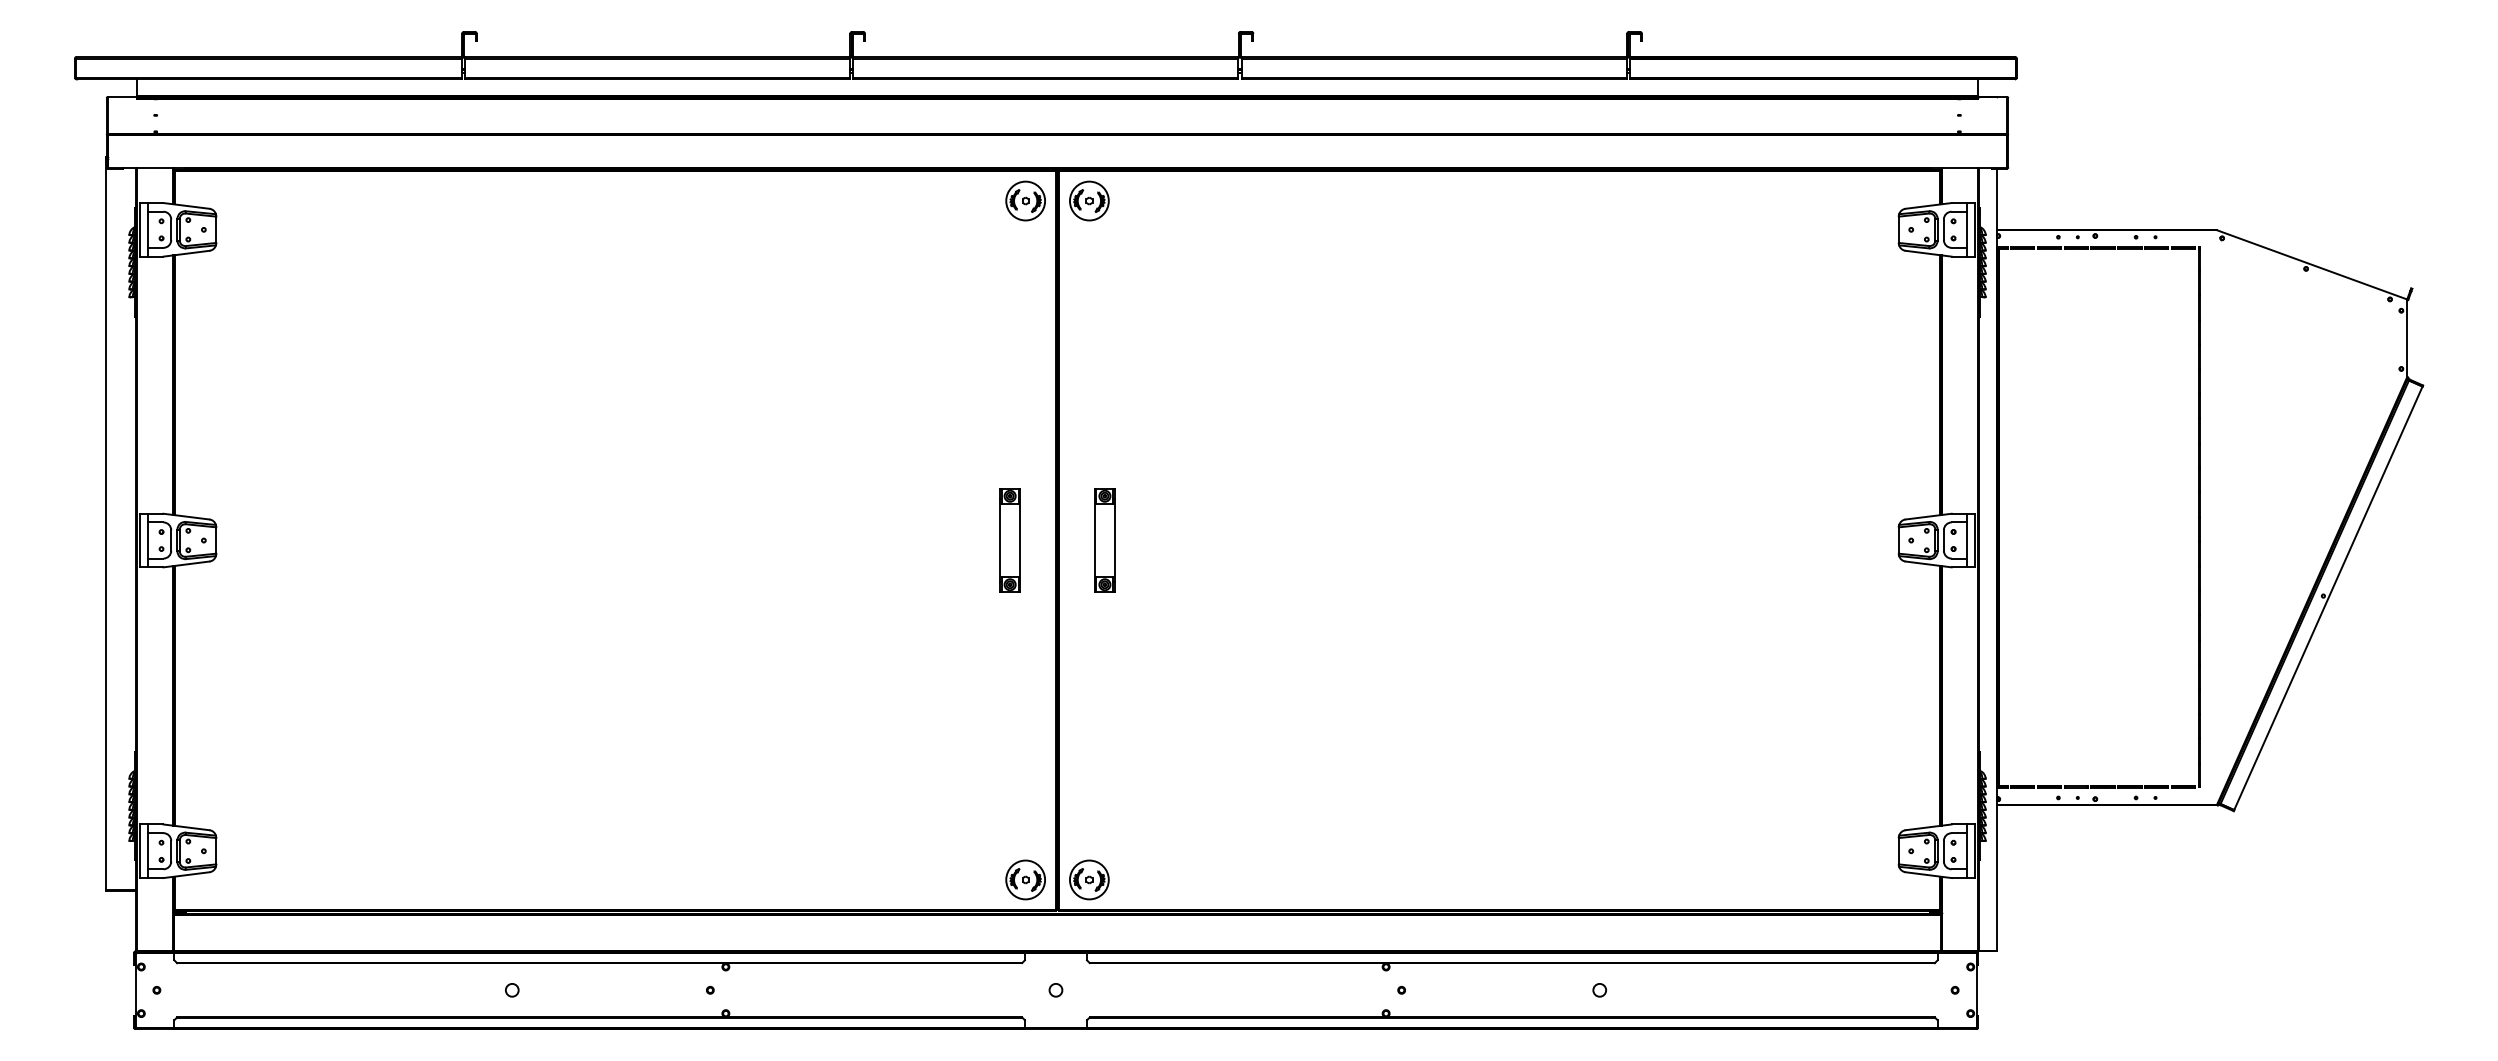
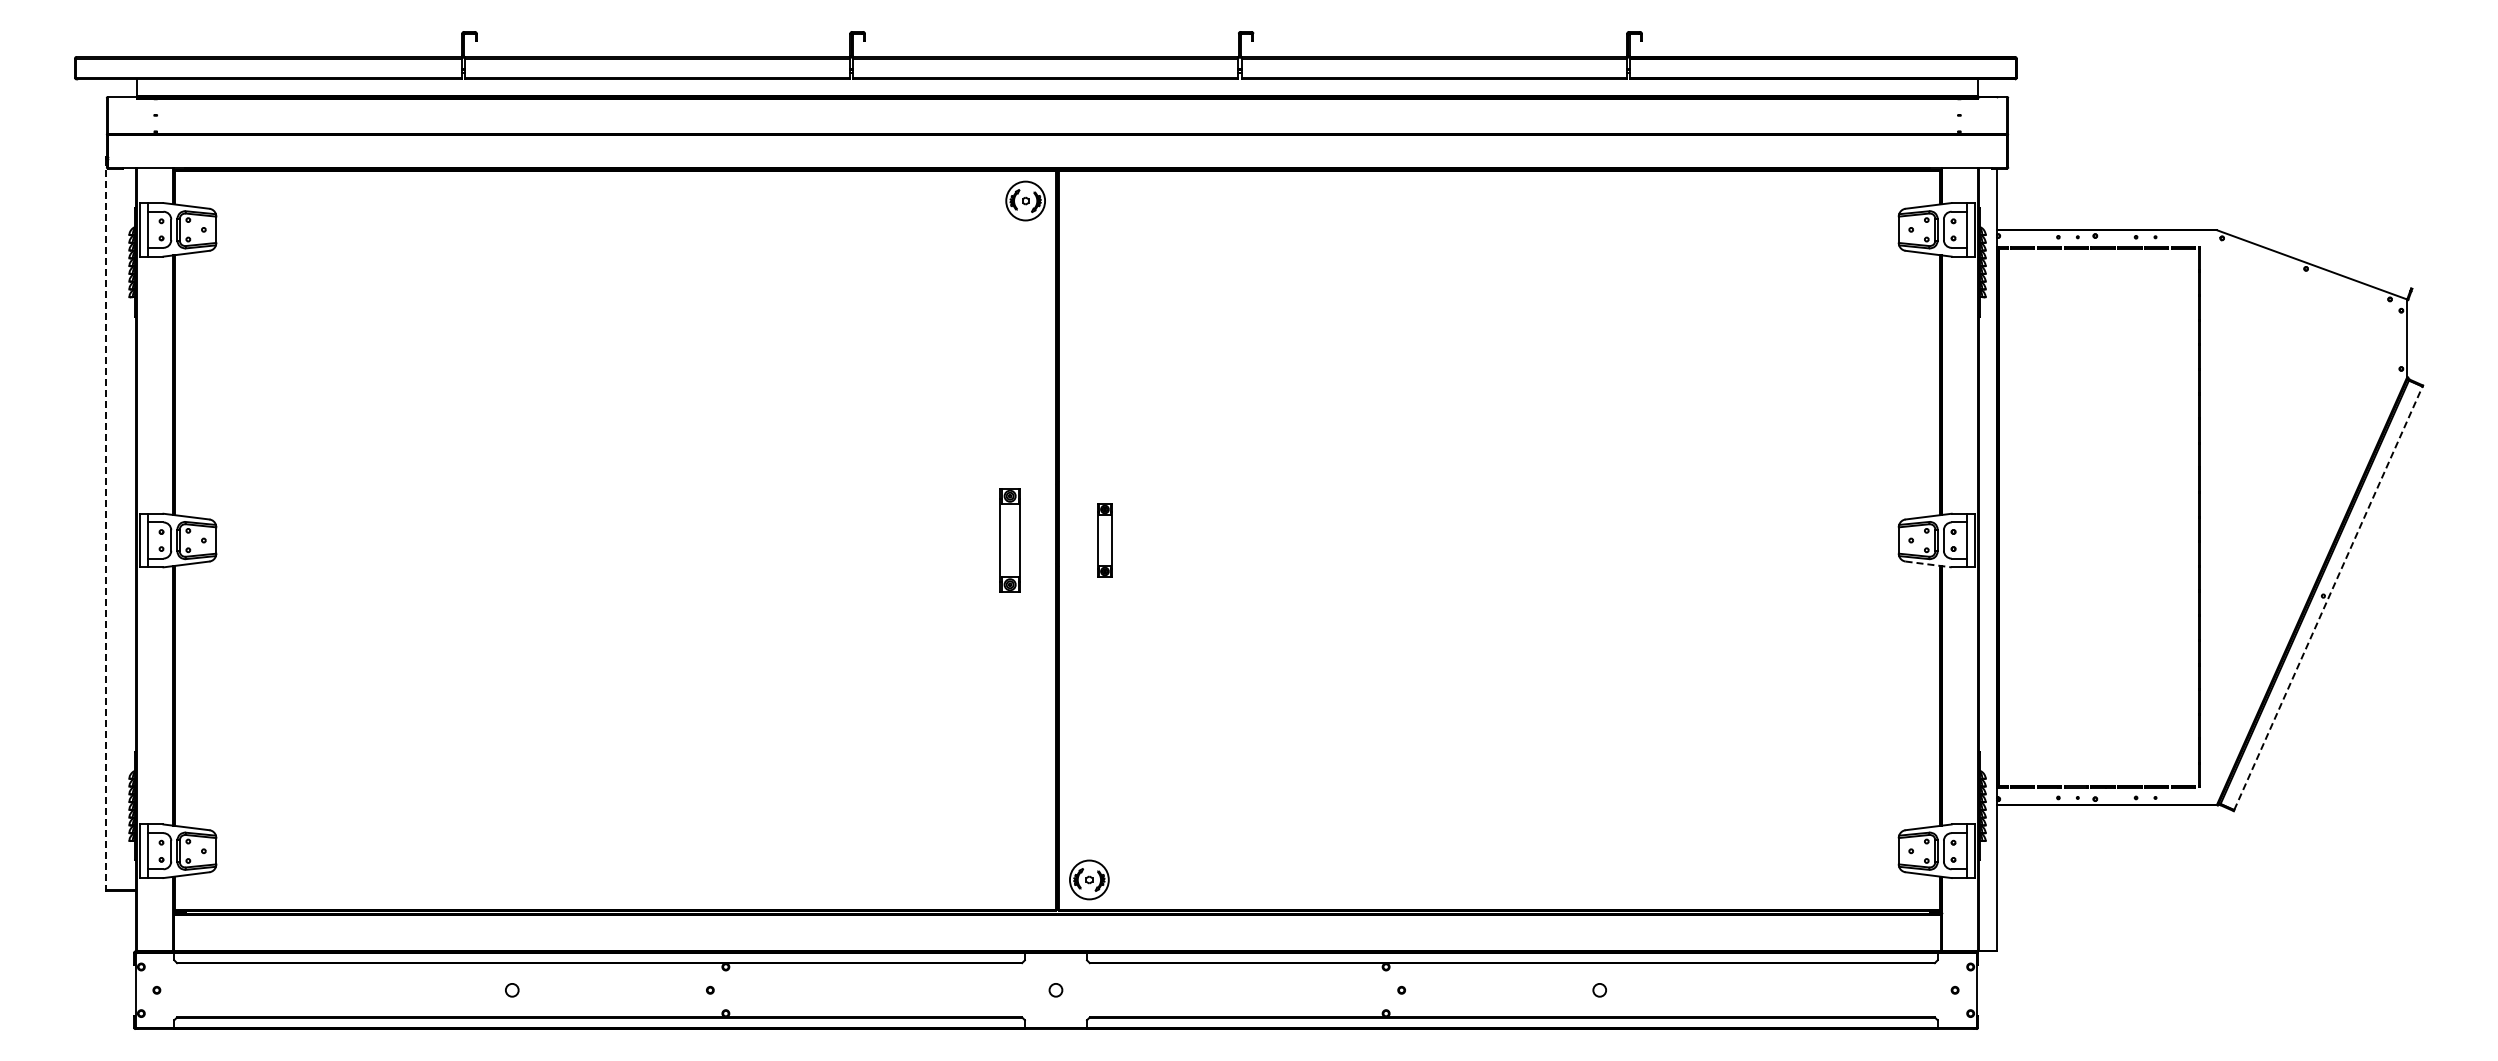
part: present -> none (1089, 200)
line: solid -> dashed (106, 524)
part size: 22x105 px -> 16x75 px (1104, 540)
line: solid -> dashed (1929, 564)
line: solid -> dashed (2328, 598)
part: present -> none (1025, 879)
